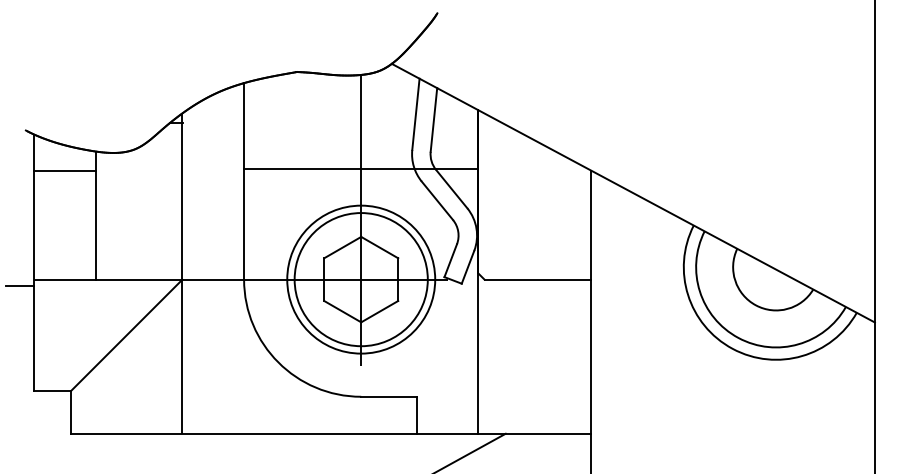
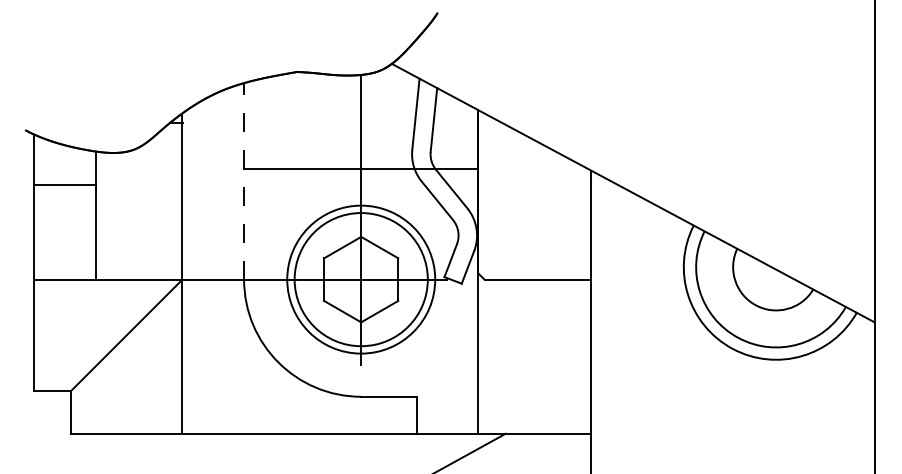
line position: (65, 171) -> (65, 185) (65, 185)
line: solid -> dashed (244, 180)
line: present -> none (20, 285)
